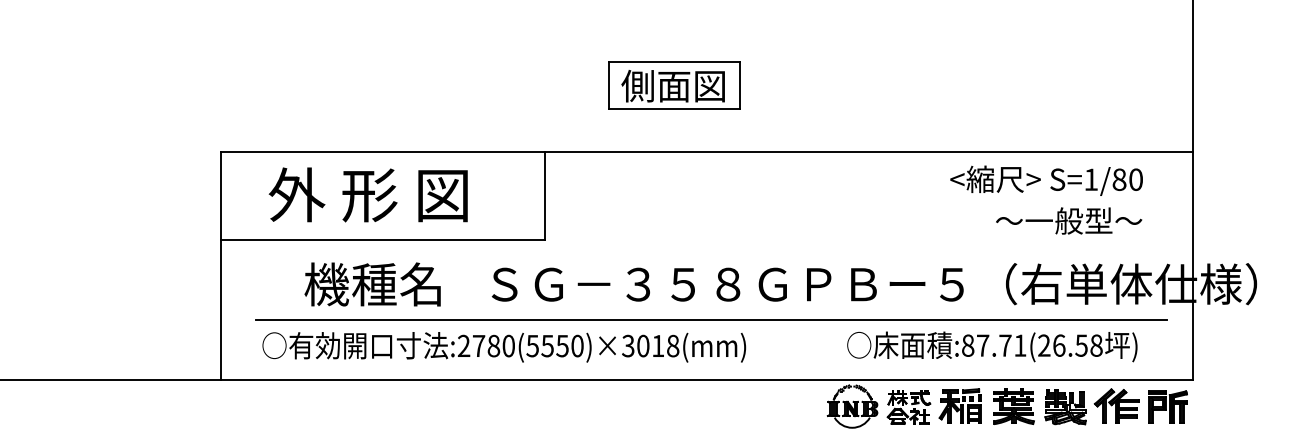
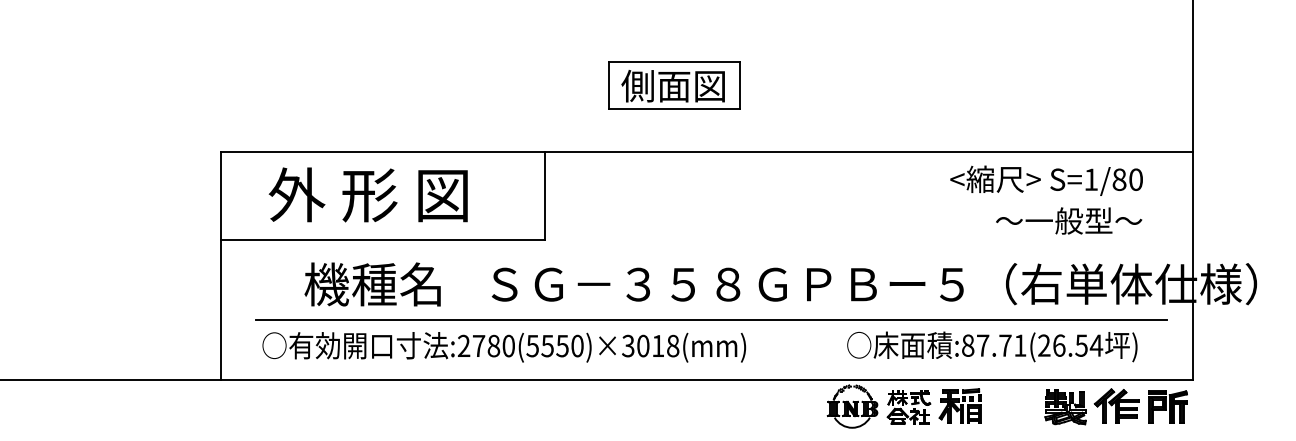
text: :87.71(26.58 -> :87.71(26.54 (1096, 345)
part: present -> none (1013, 406)
